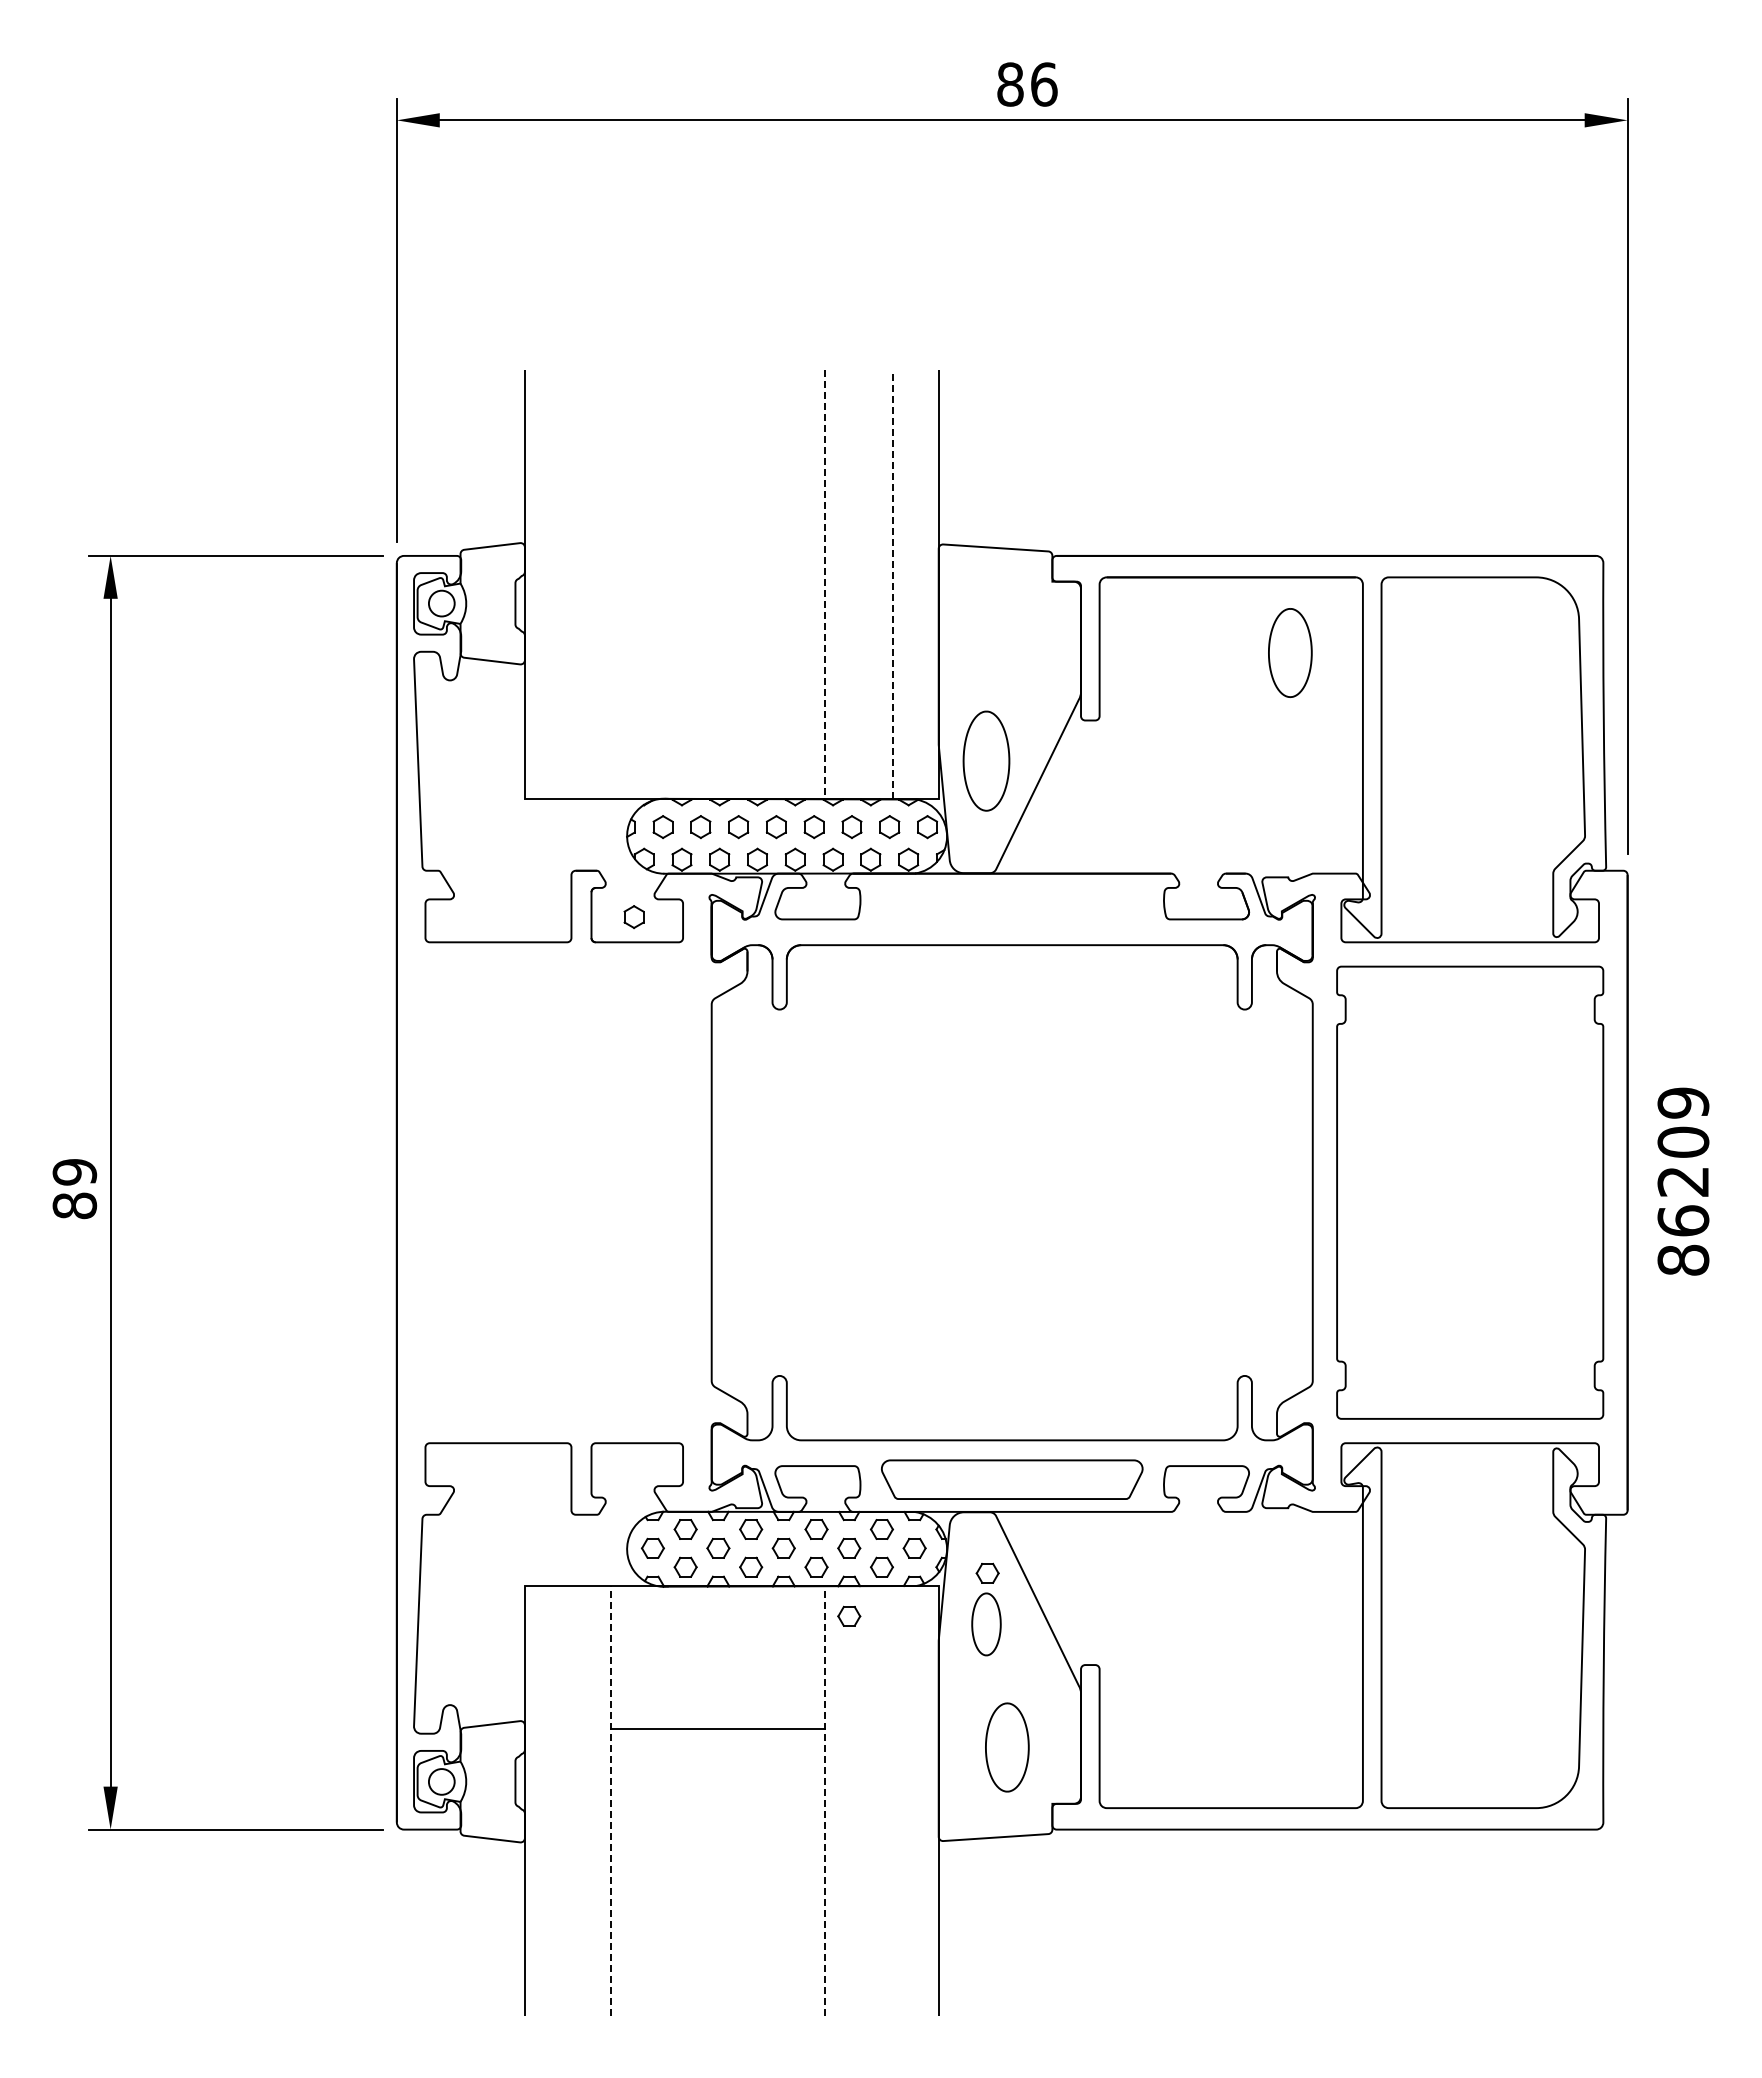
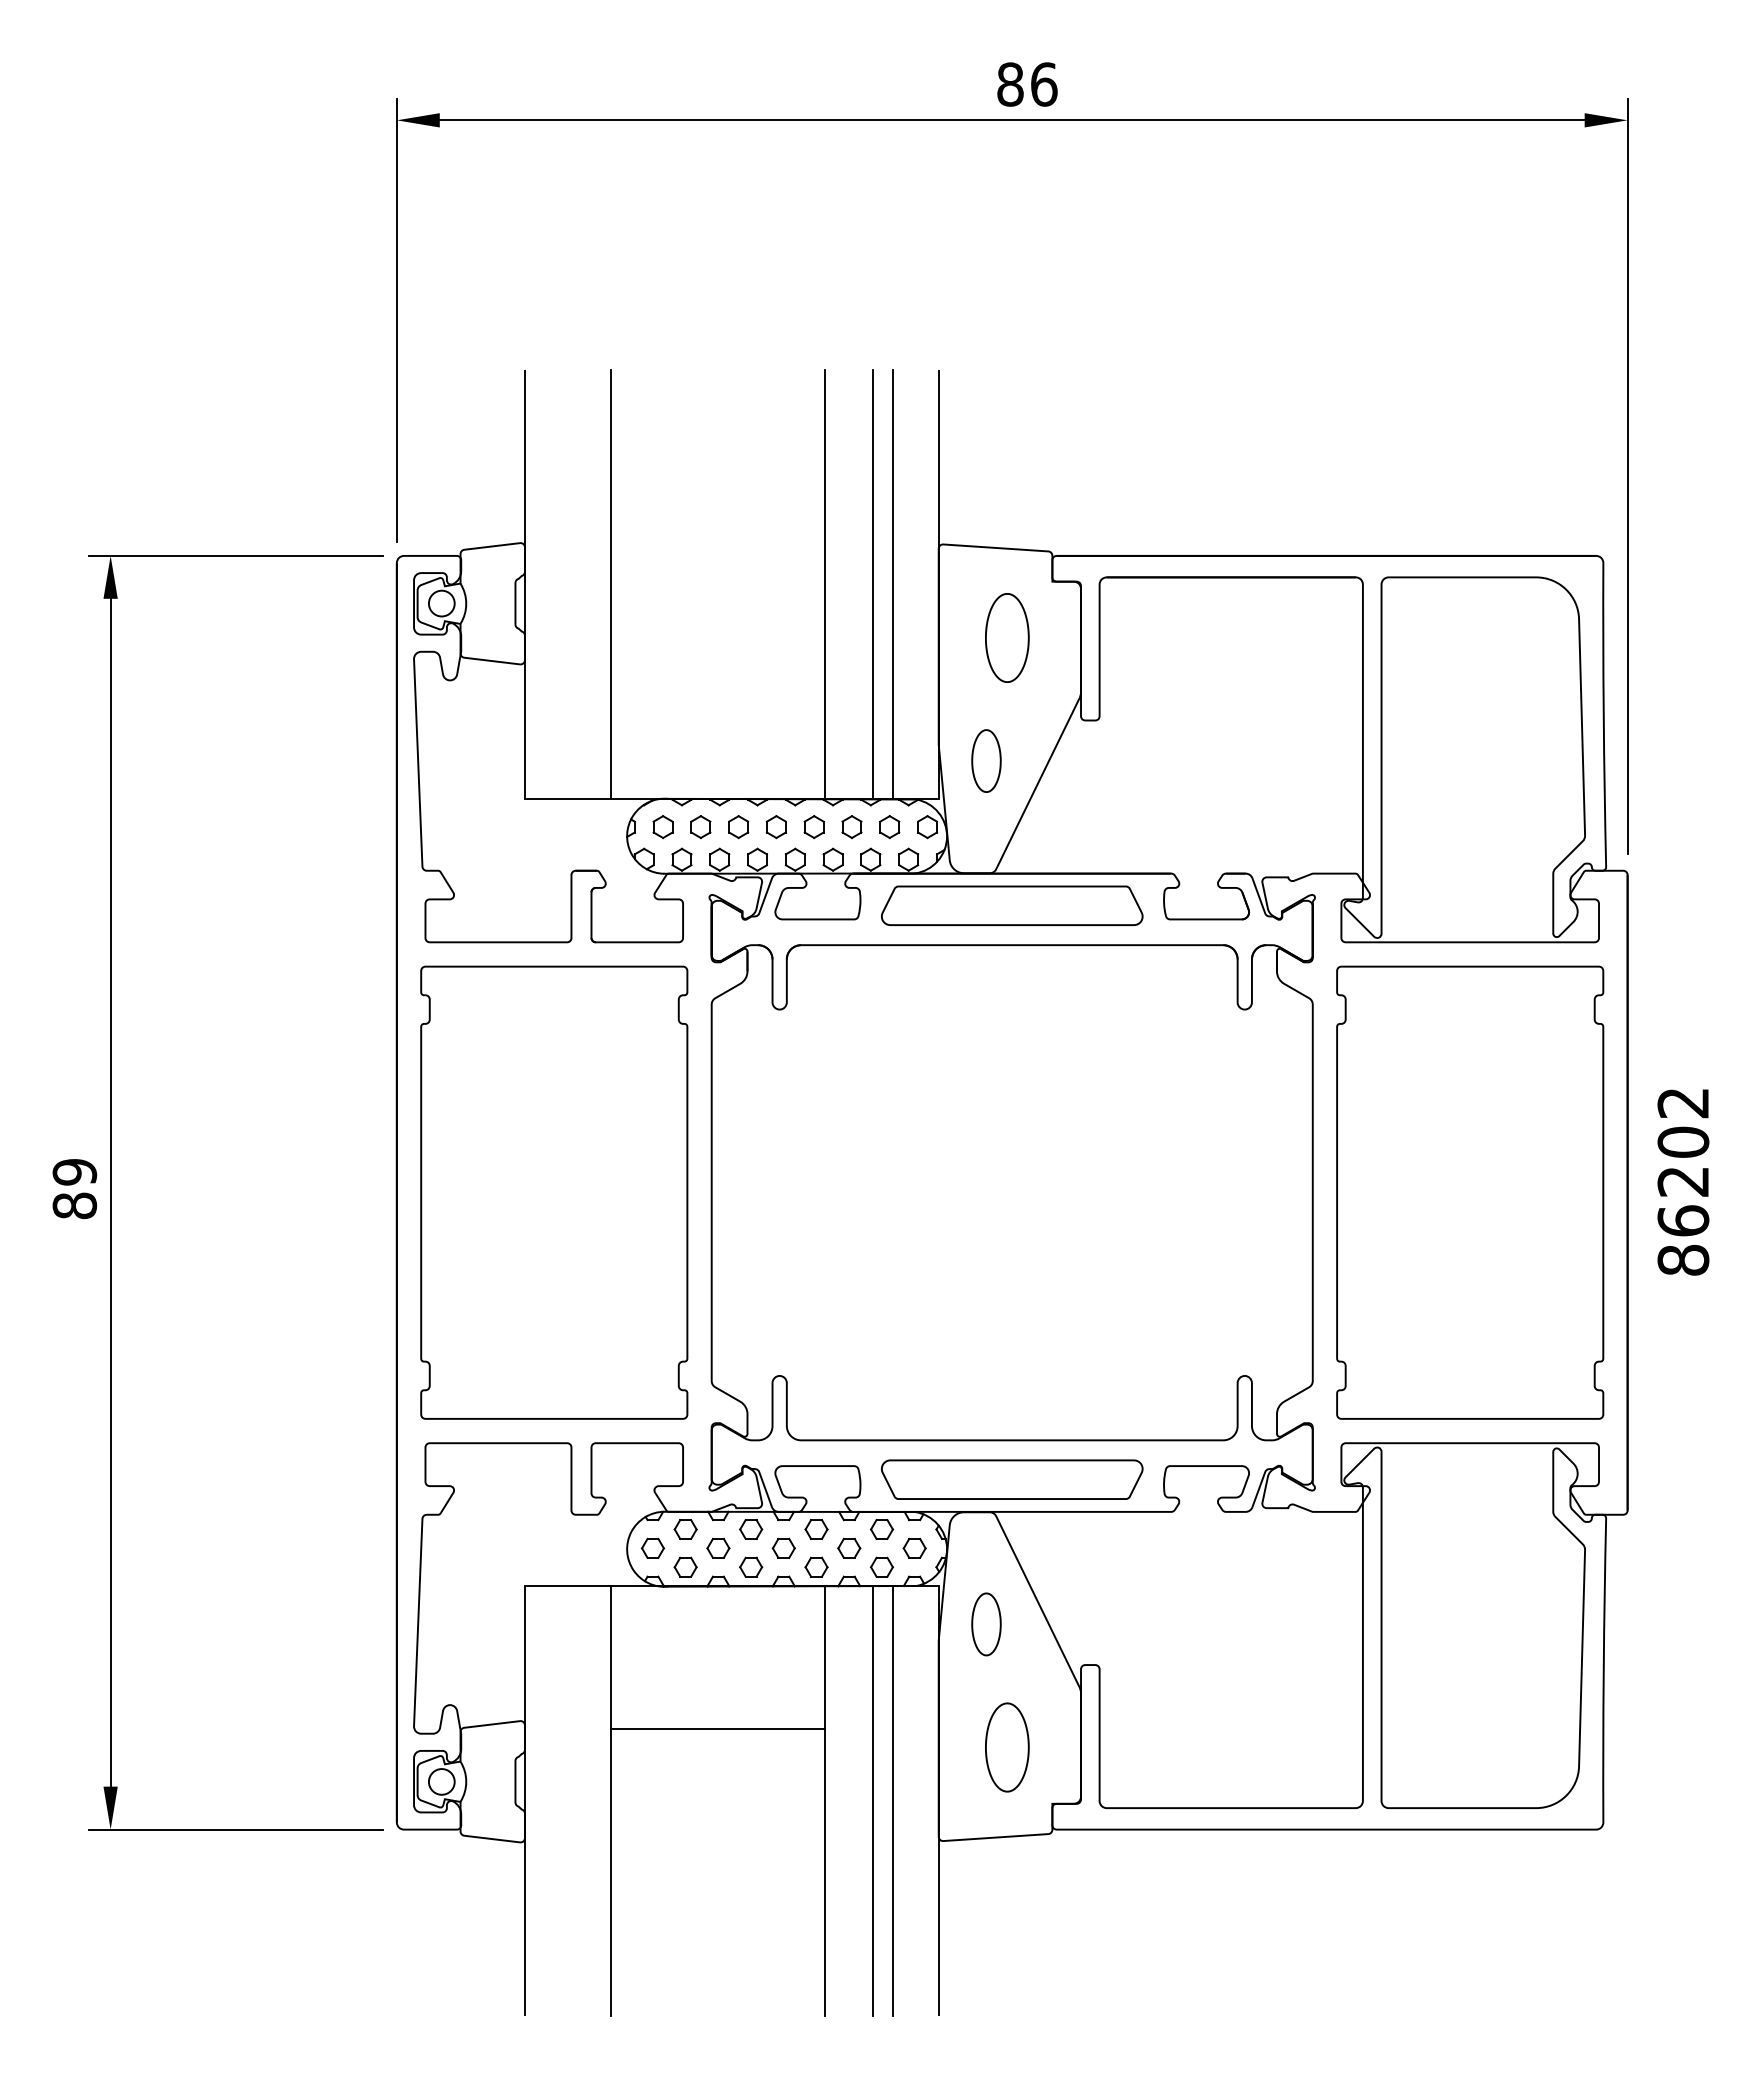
line: none -> present (610, 584)
line: dashed -> solid (825, 584)
line: none -> present (872, 584)
line: dashed -> solid (892, 584)
part position: (1290, 652) -> (1007, 637) (1007, 637)
part size: 49x102 px -> 31x64 px (986, 760)
part: none -> present (1012, 905)
part: present -> none (633, 917)
text: 86209 -> 86202 (1683, 1102)
part: none -> present (554, 1192)
part: present -> none (987, 1572)
part: present -> none (849, 1615)
line: dashed -> solid (610, 1800)
line: dashed -> solid (825, 1800)
line: none -> present (872, 1800)
line: none -> present (892, 1800)
